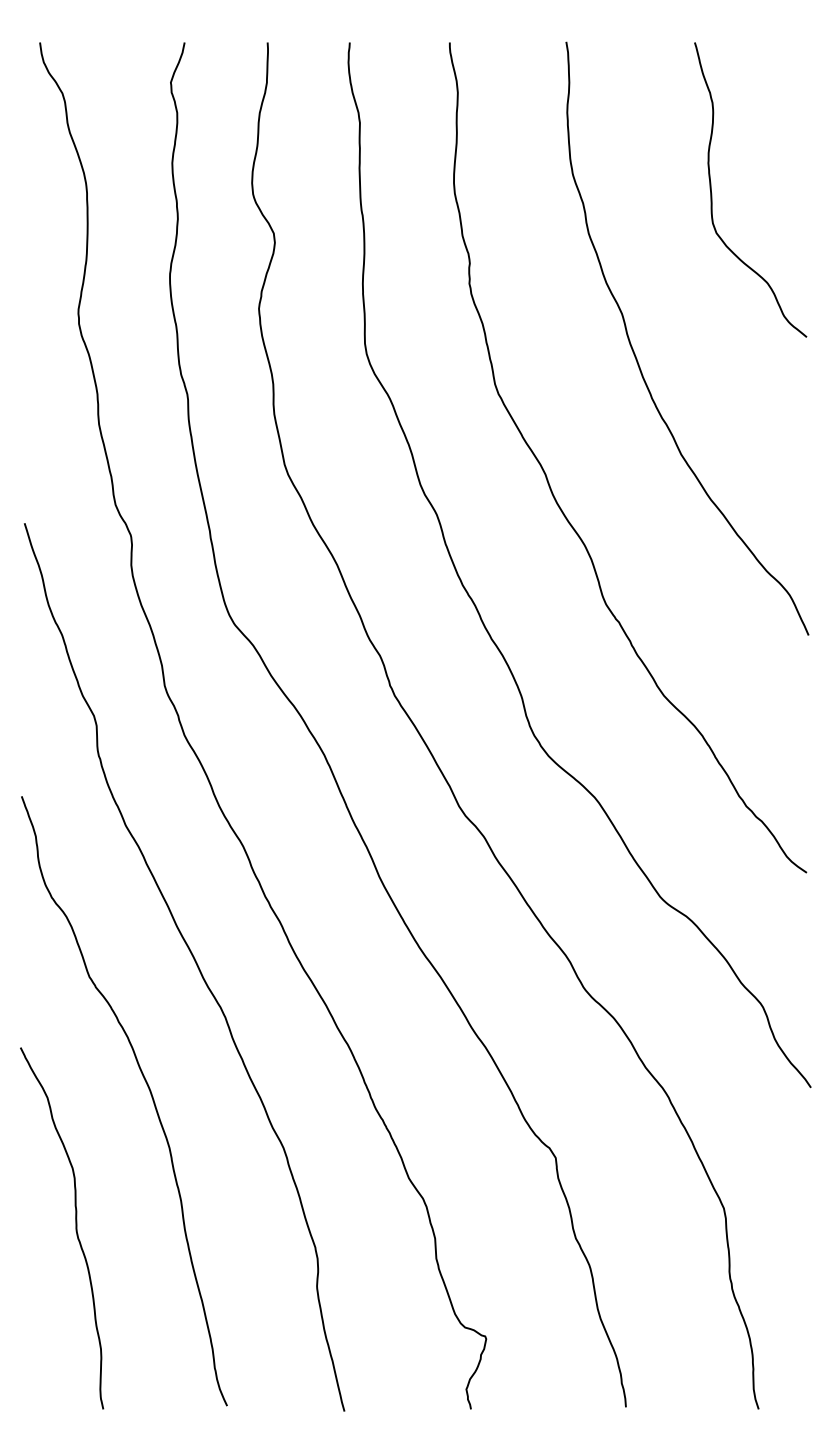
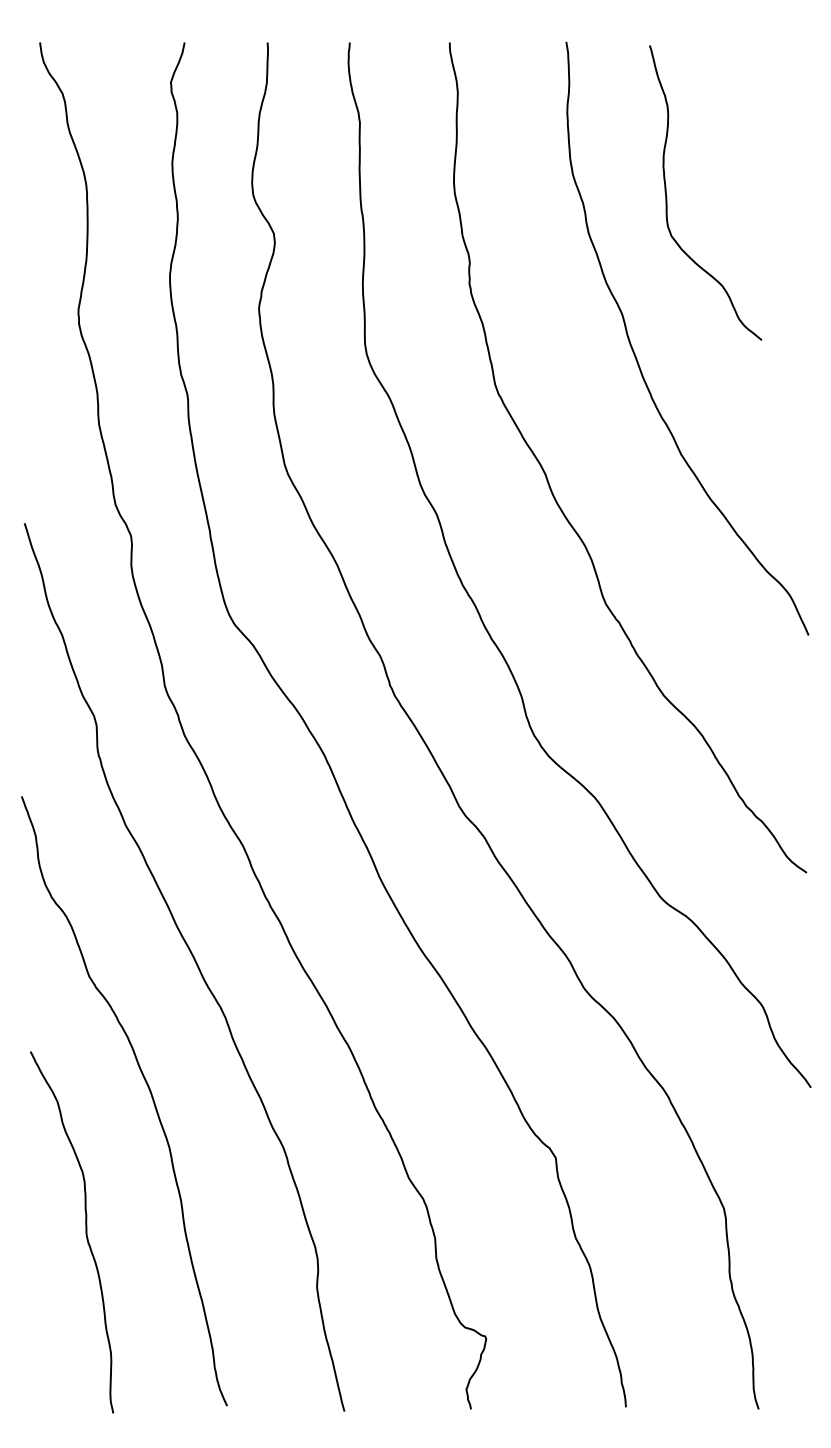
curve position: (712, 193) -> (667, 196) (667, 196)
curve position: (75, 1228) -> (85, 1232) (85, 1232)
